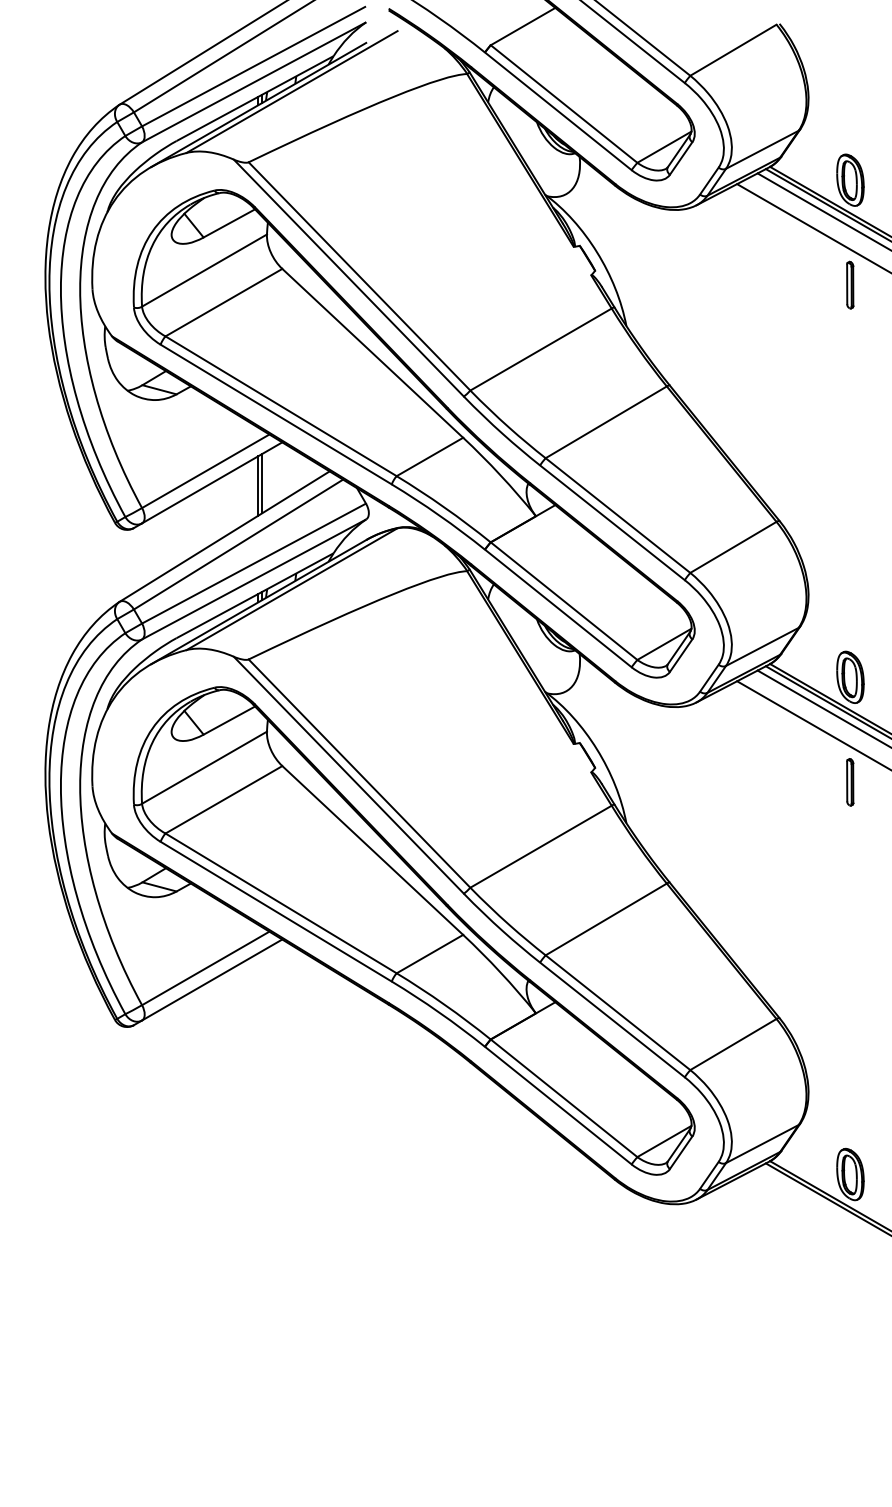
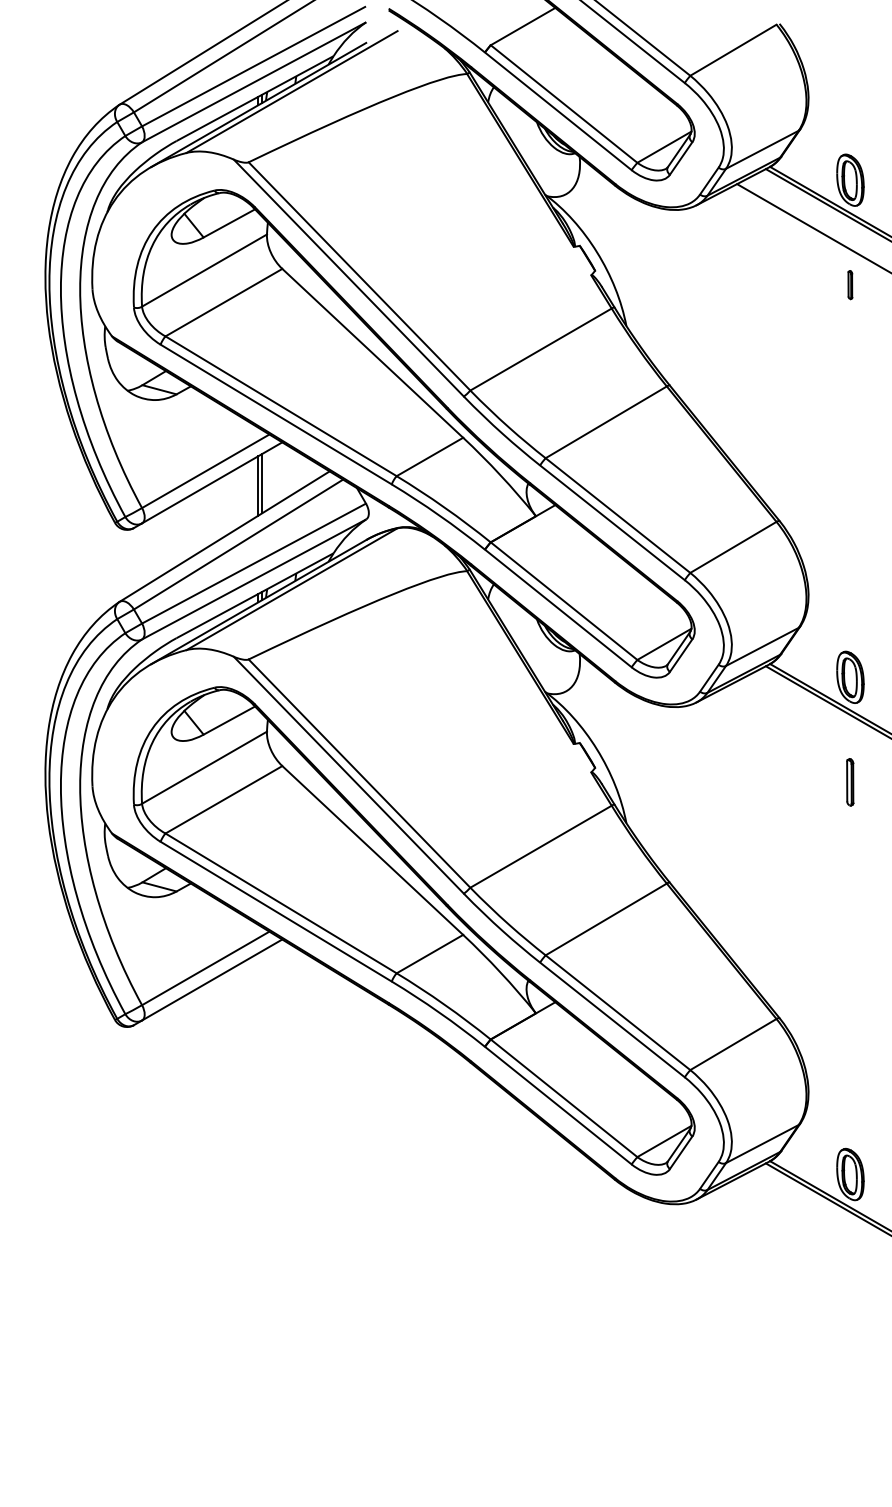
line: present -> none (822, 211)
part size: 9x50 px -> 7x31 px (850, 285)
line: present -> none (822, 708)
line: present -> none (812, 724)
